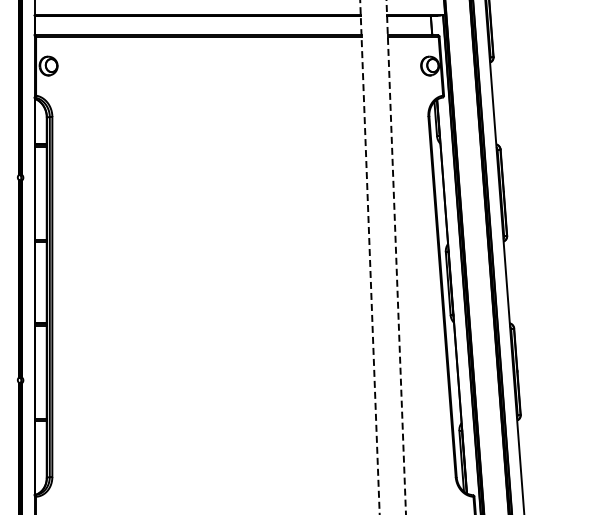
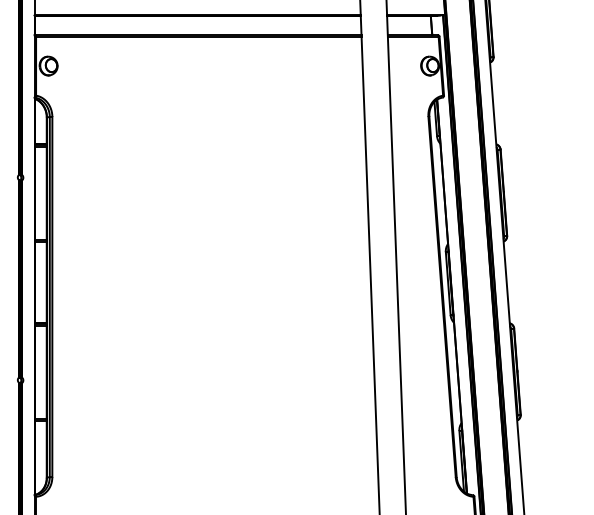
line: dashed -> solid (369, 257)
line: dashed -> solid (396, 257)
